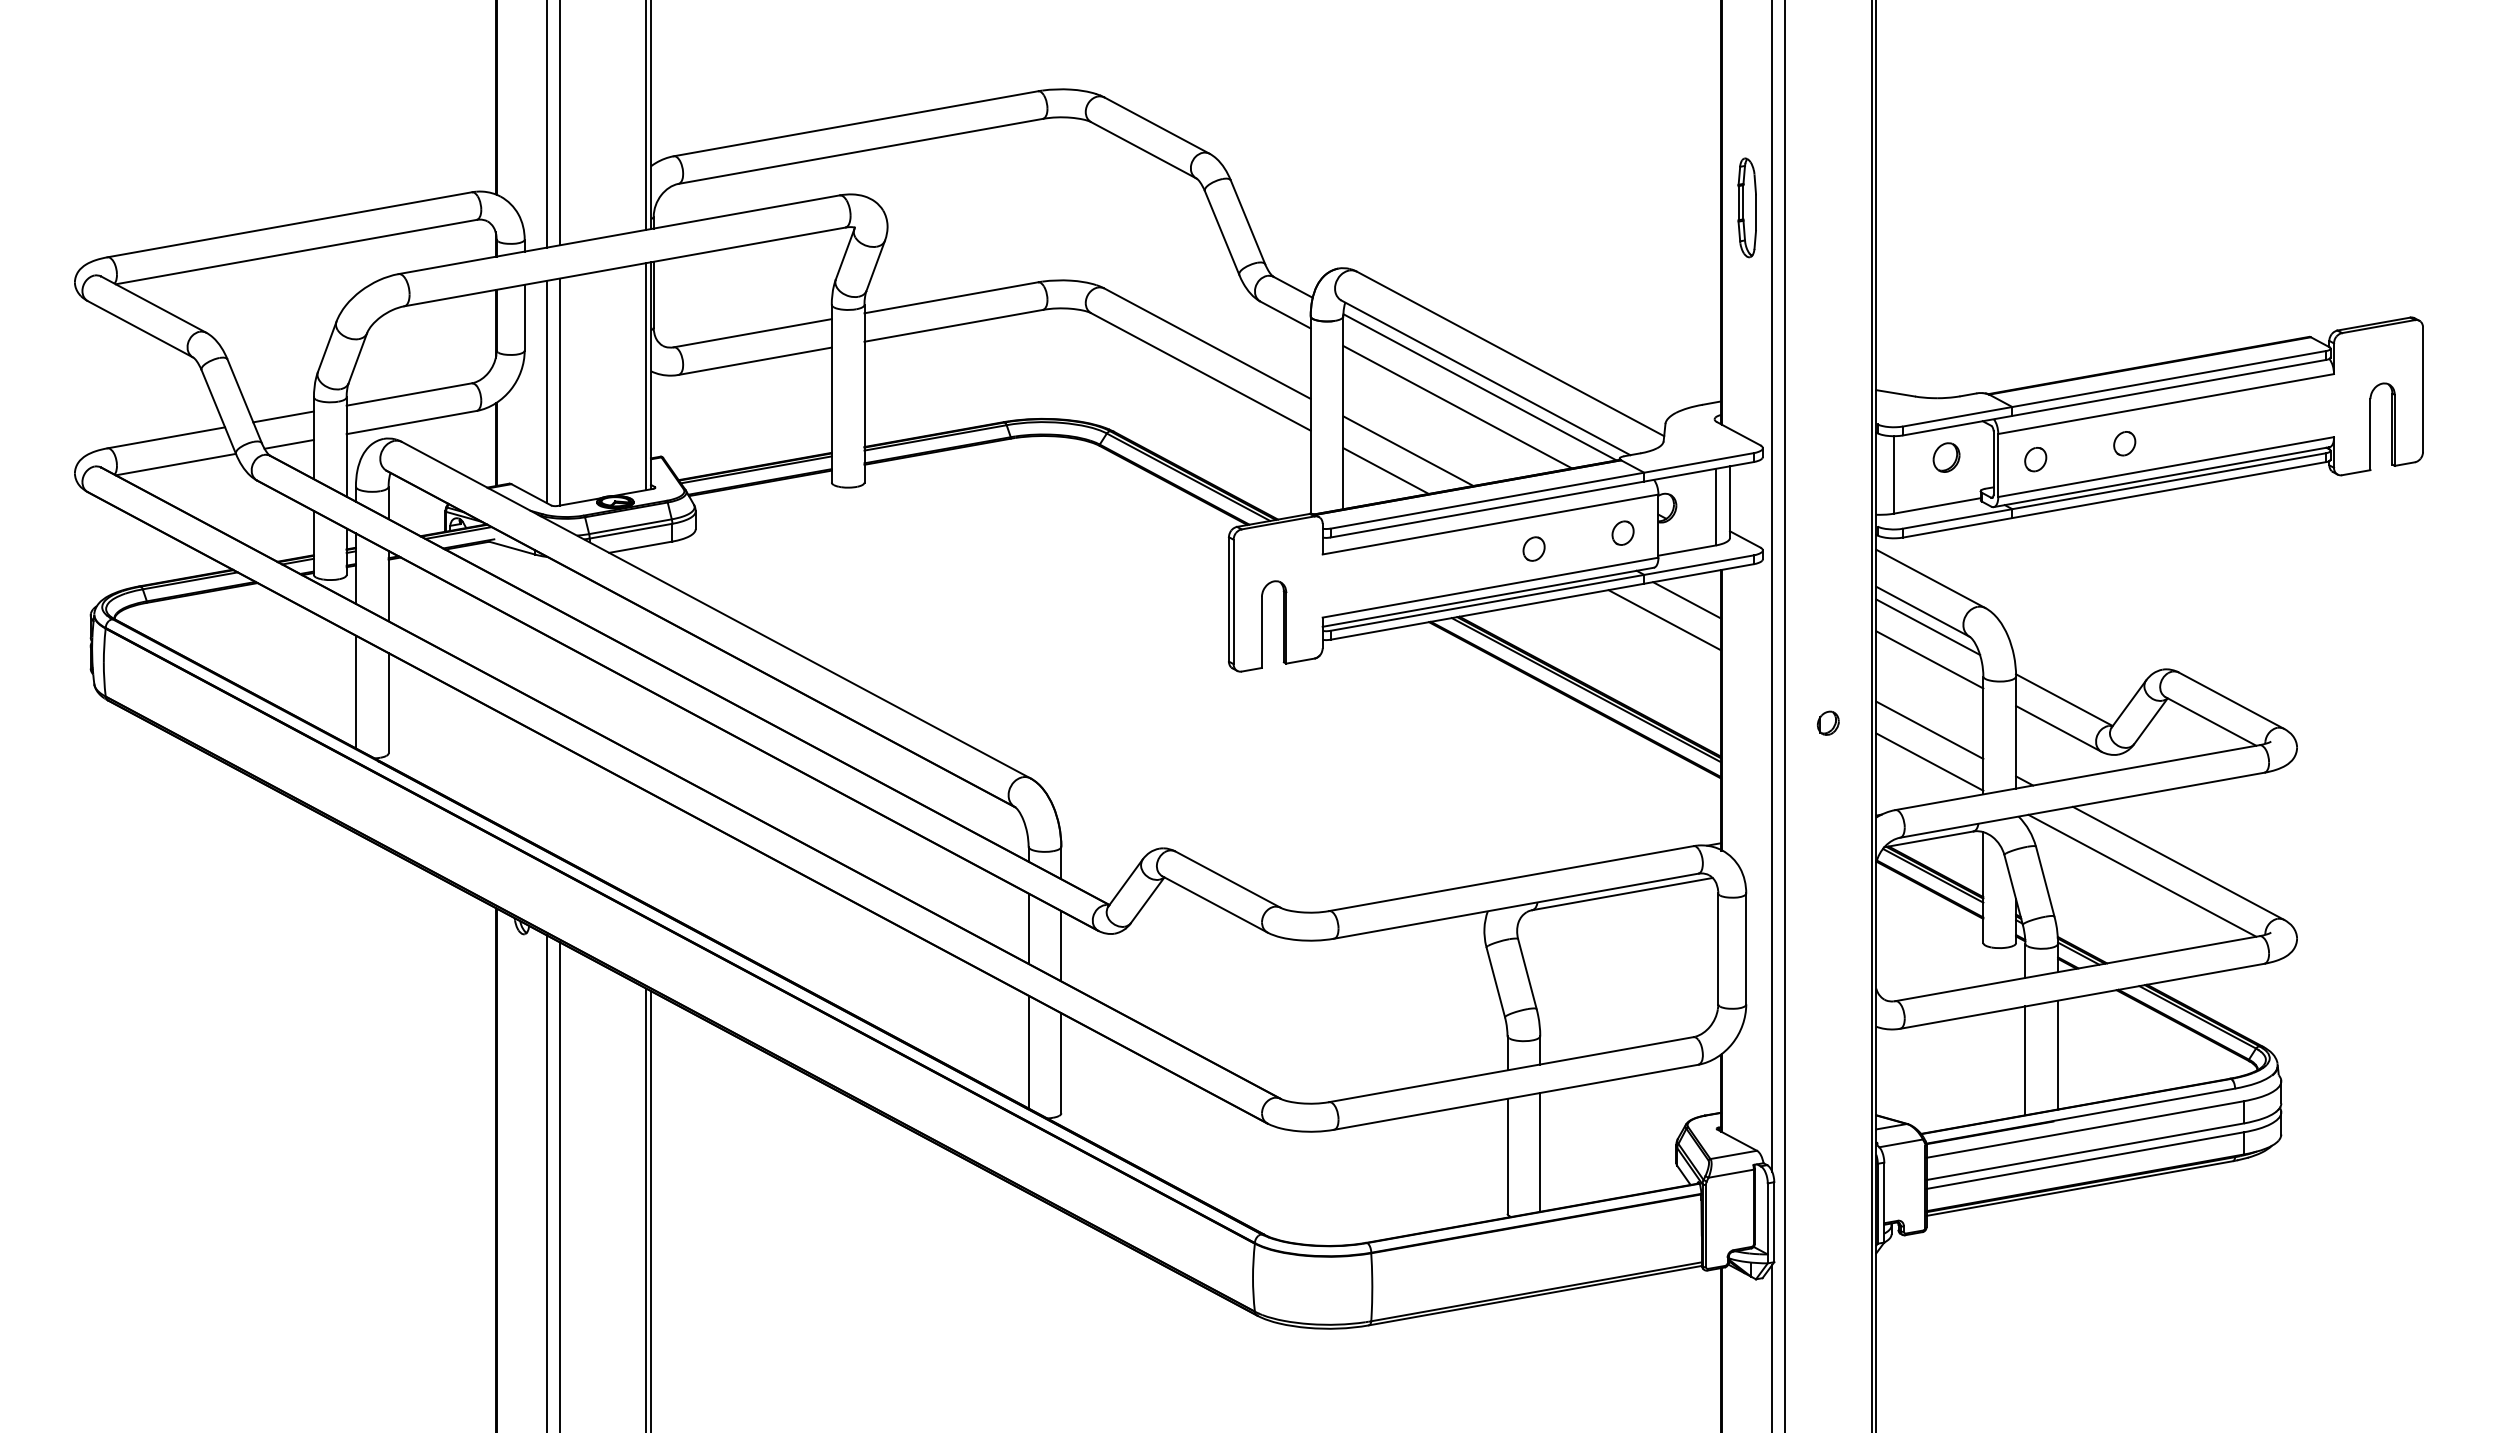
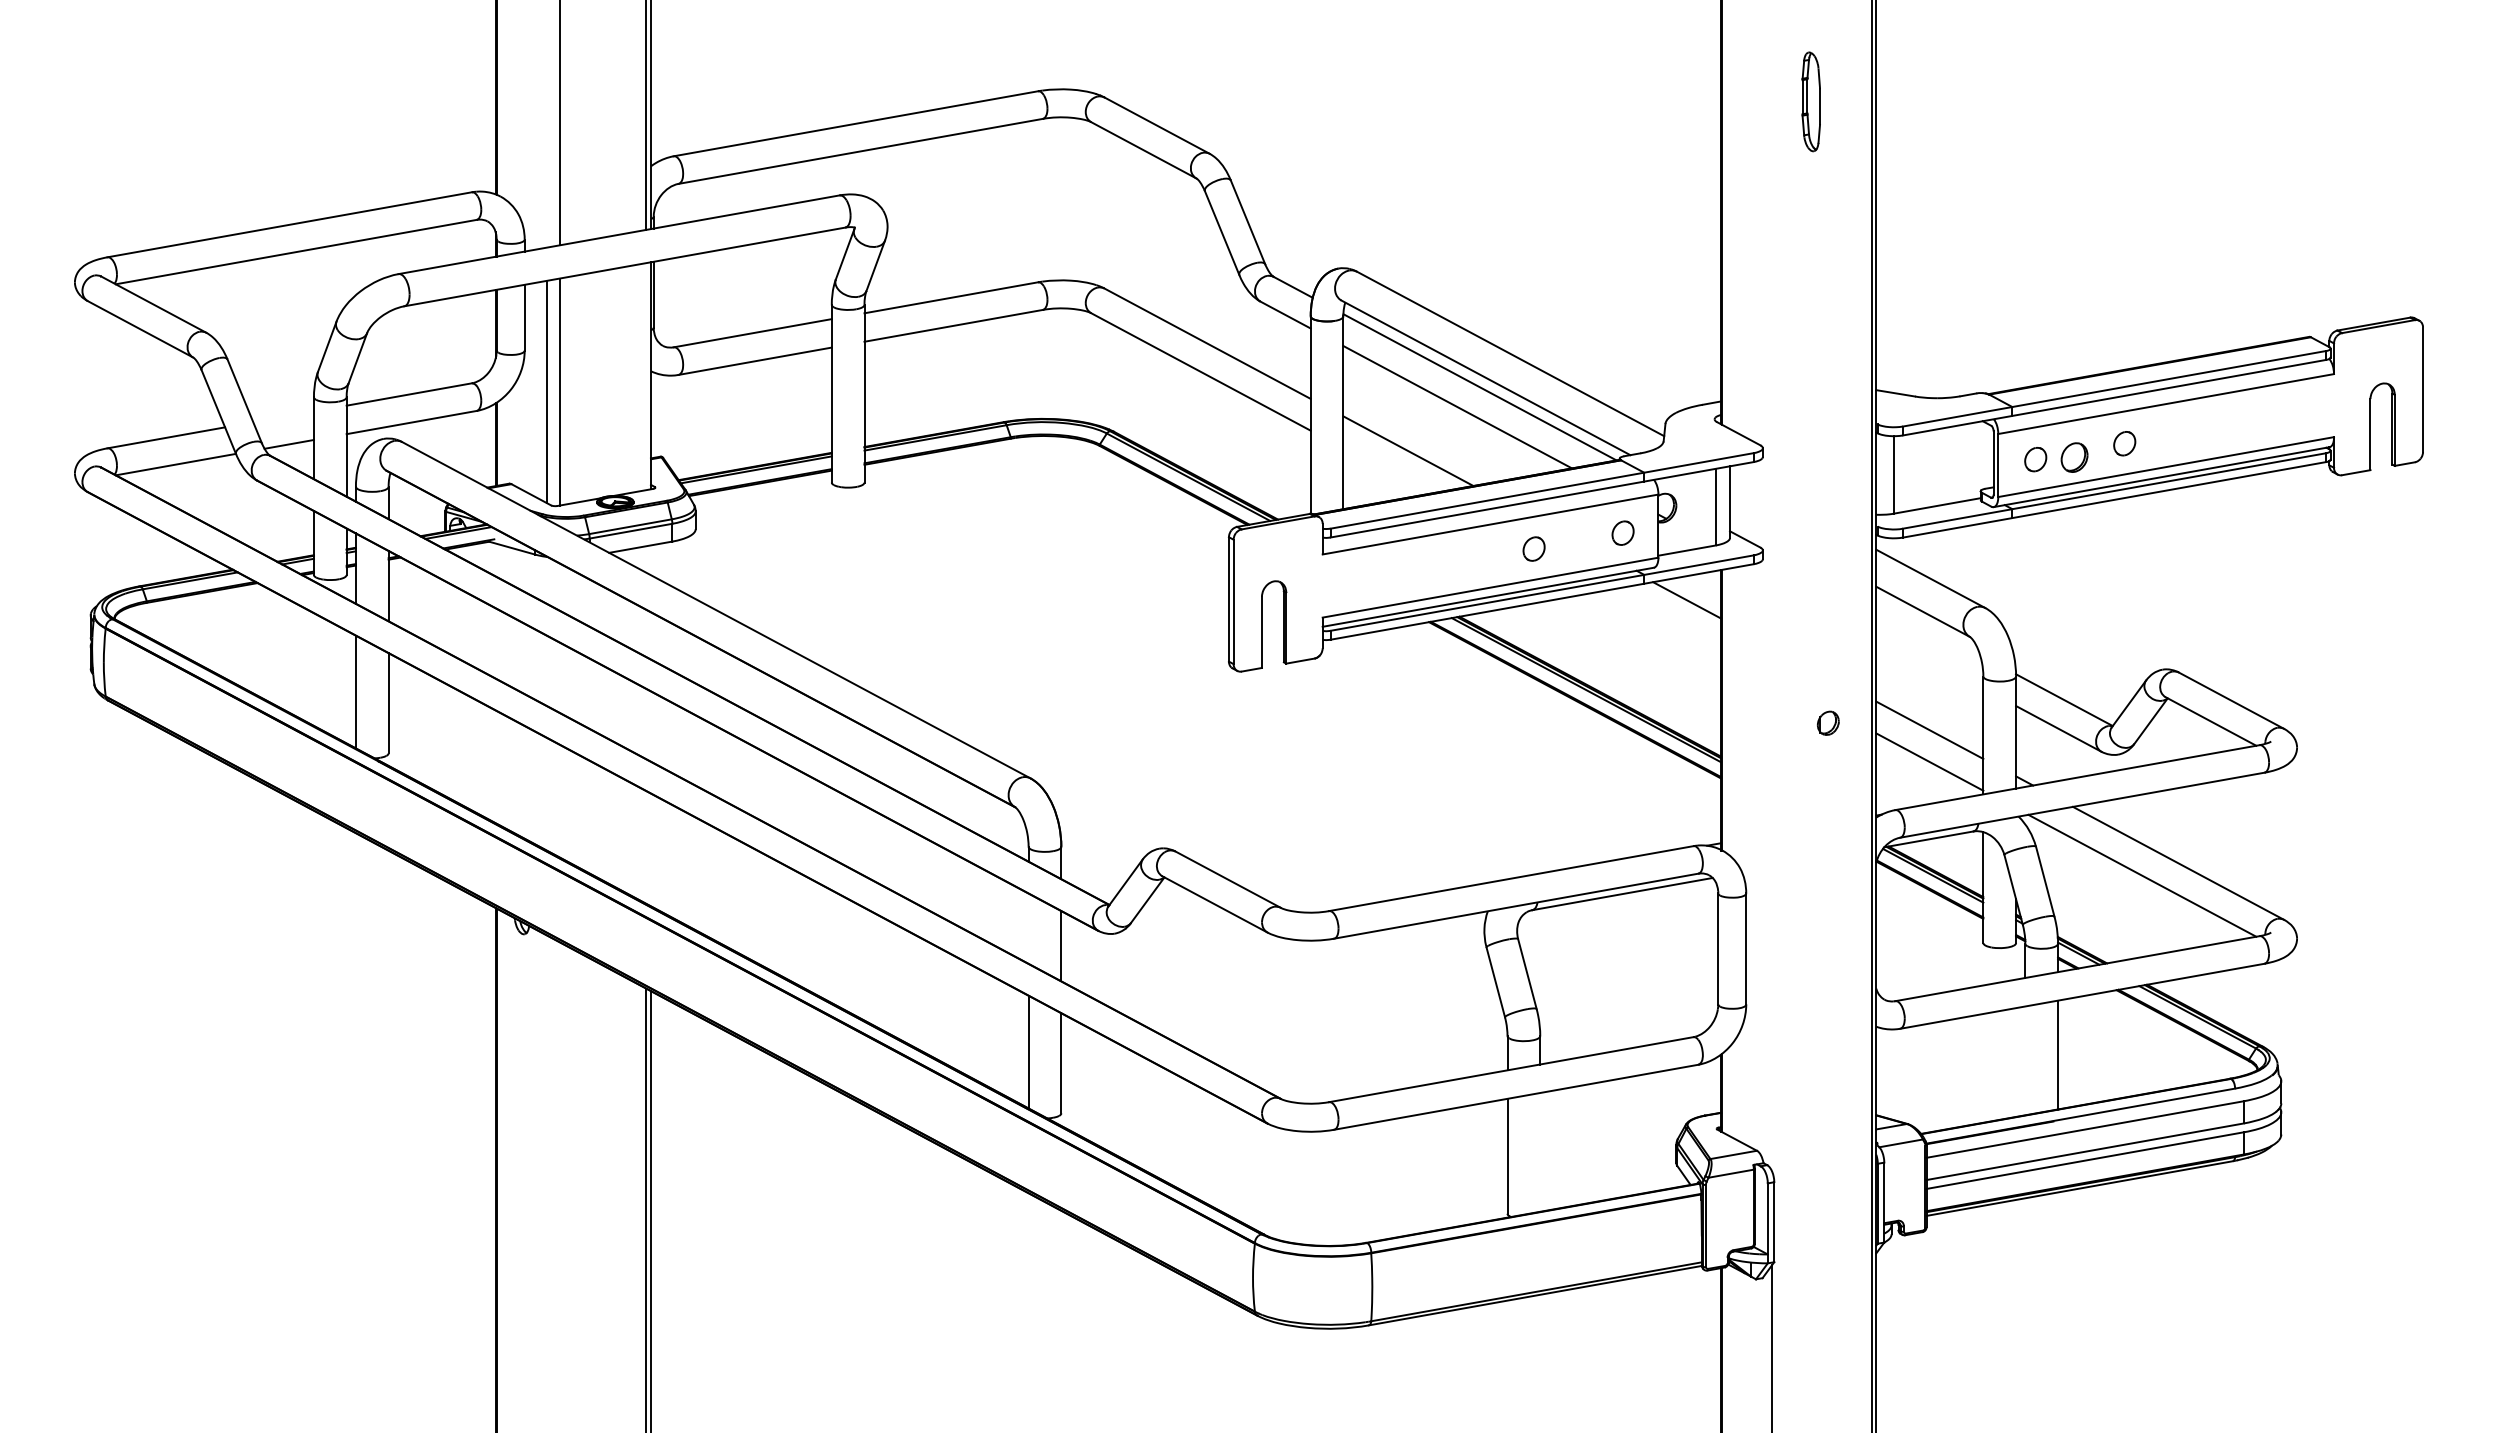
line: present -> none (546, 124)
part position: (1746, 207) -> (1810, 101) (1810, 101)
line: present -> none (646, 376)
line: present -> none (283, 416)
part position: (1946, 457) -> (2074, 457) (2074, 457)
line: present -> none (1385, 471)
line: present -> none (1772, 587)
line: present -> none (1664, 620)
line: present -> none (1928, 627)
line: present -> none (1929, 659)
line: present -> none (1785, 715)
line: present -> none (1028, 928)
line: present -> none (2025, 1060)
line: present -> none (1540, 1151)
line: present -> none (546, 1182)
line: present -> none (559, 1185)
